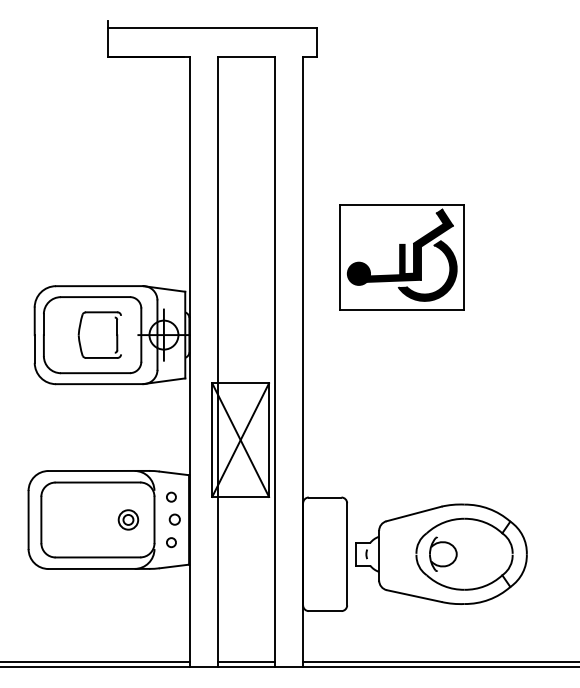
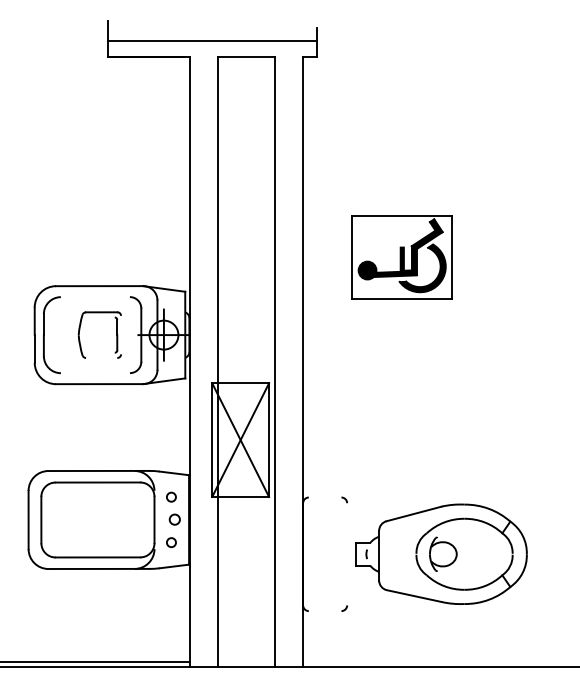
line position: (212, 28) -> (212, 41) (212, 41)
part size: 126x107 px -> 102x85 px (401, 257)
line: present -> none (94, 297)
line: present -> none (101, 357)
line: present -> none (95, 373)
line: present -> none (324, 497)
part: present -> none (128, 519)
line: present -> none (347, 554)
line: present -> none (324, 611)
line: present -> none (245, 661)
line: present -> none (439, 661)
